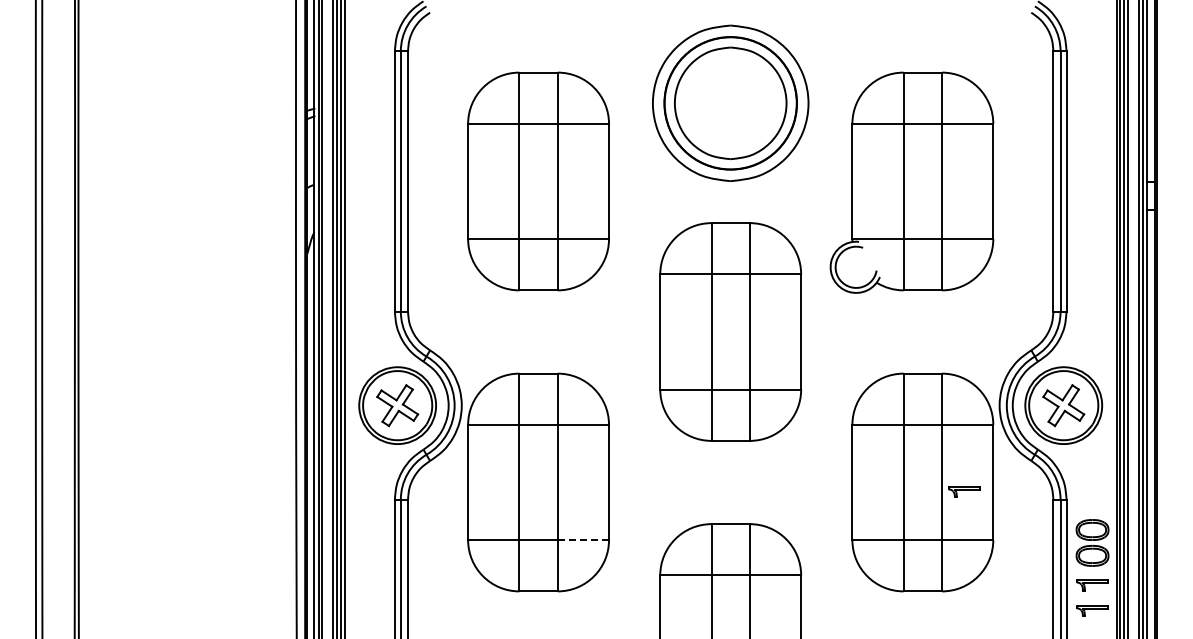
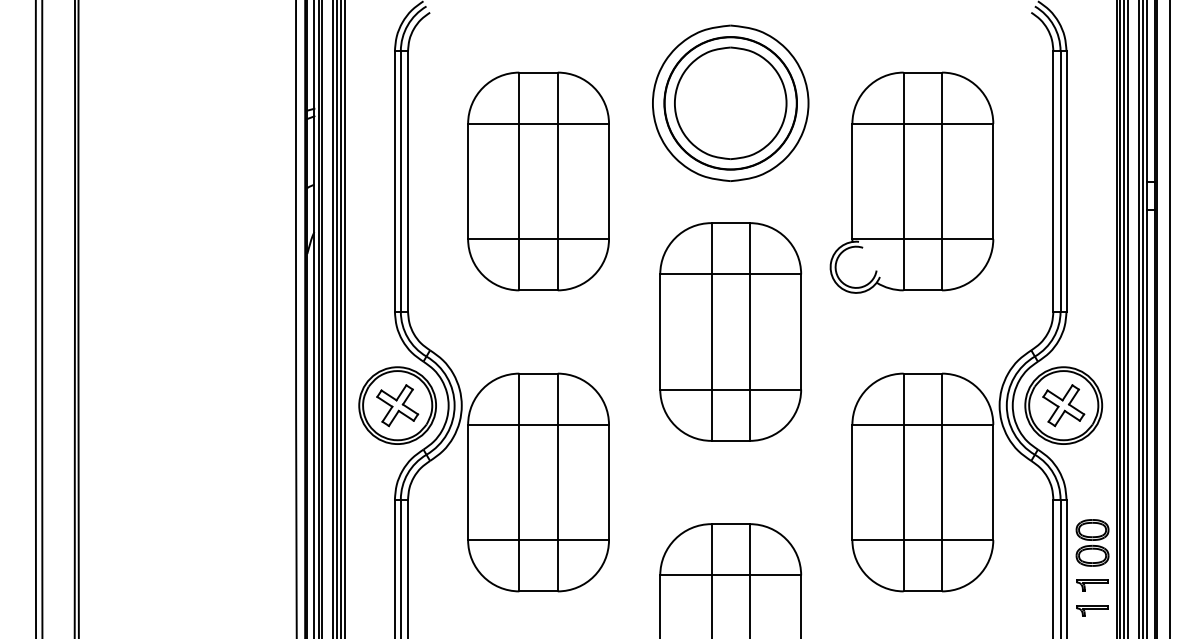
line: none -> present (1170, 318)
part: present -> none (964, 492)
line: dashed -> solid (583, 540)
